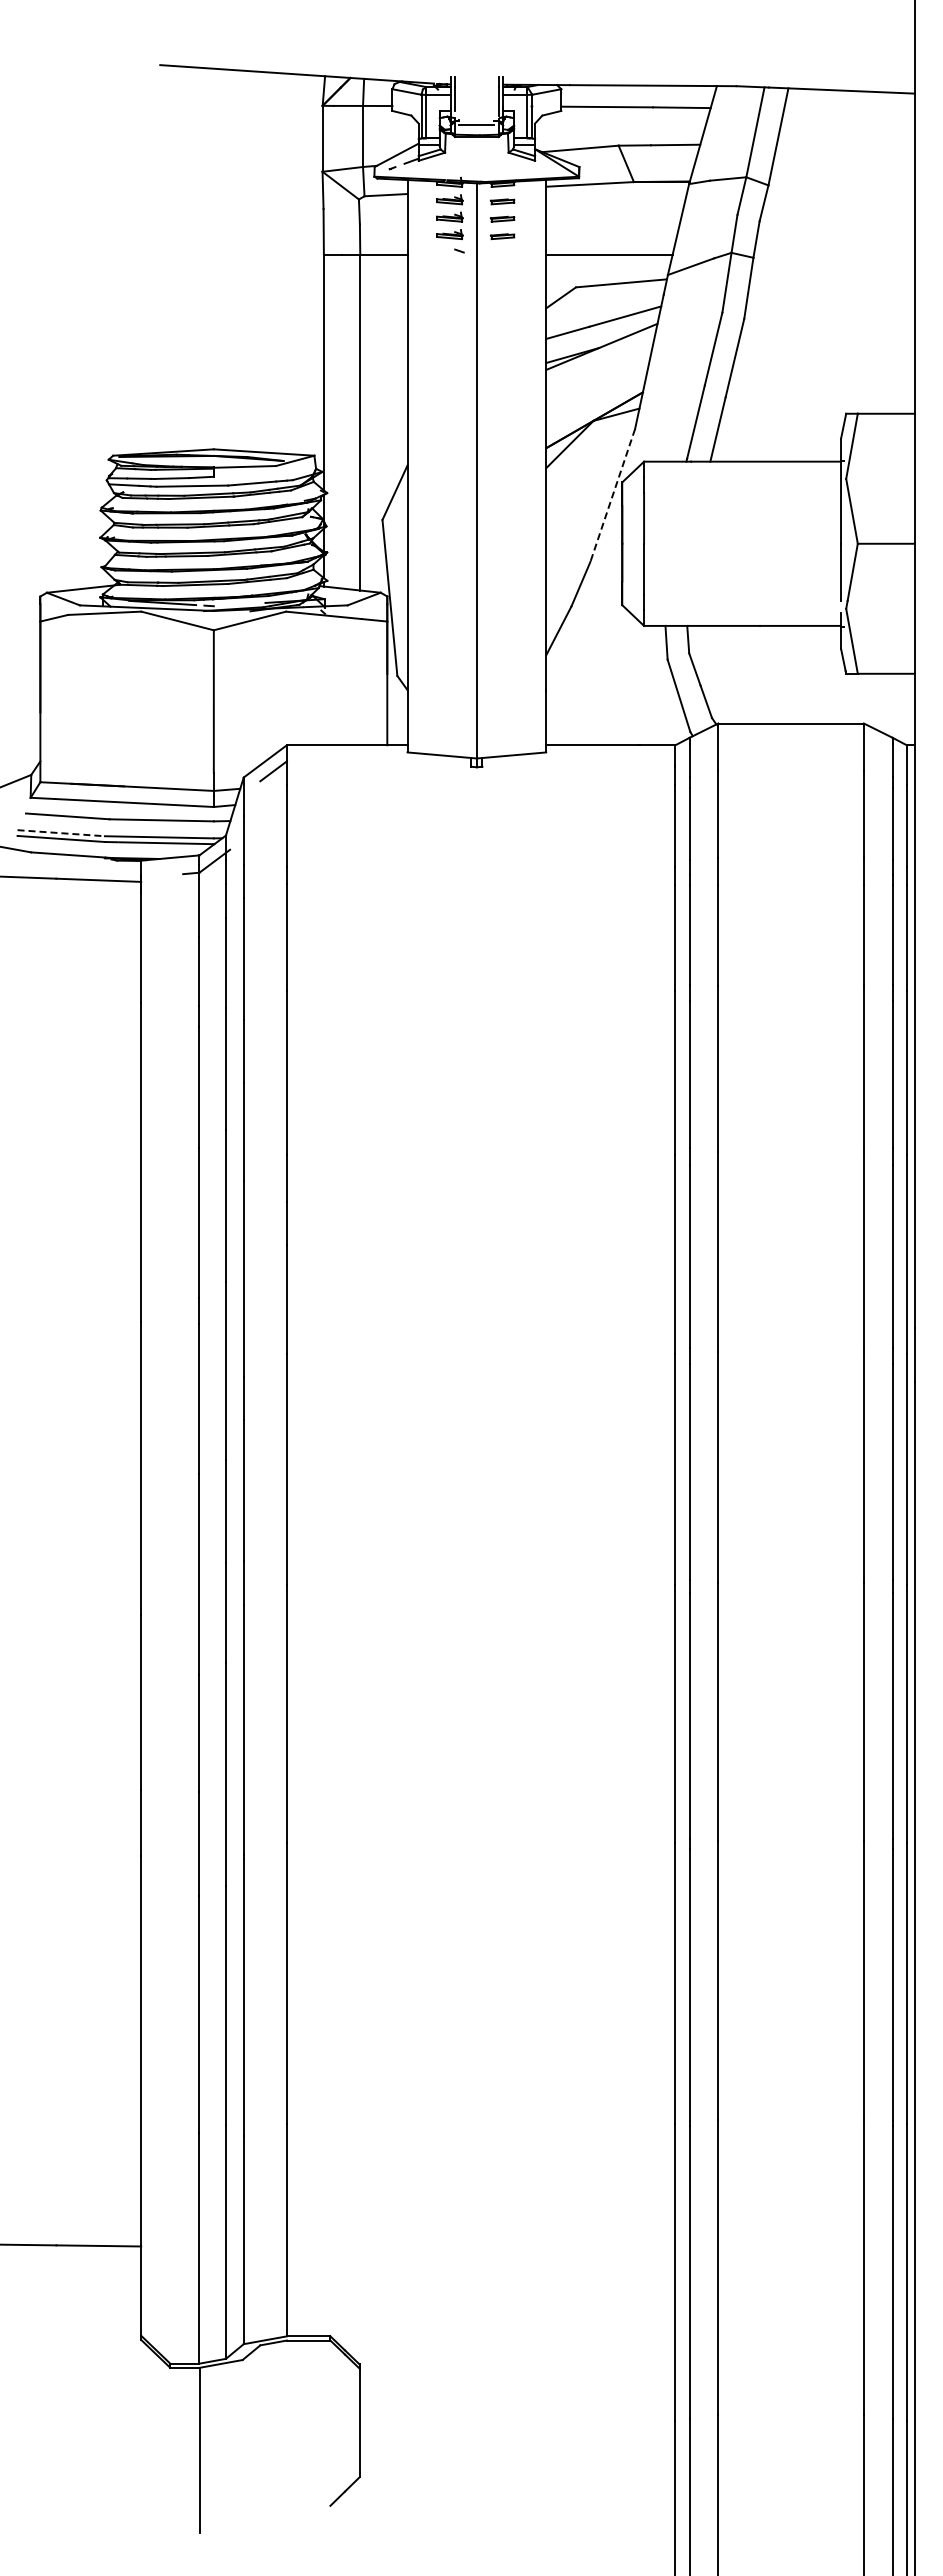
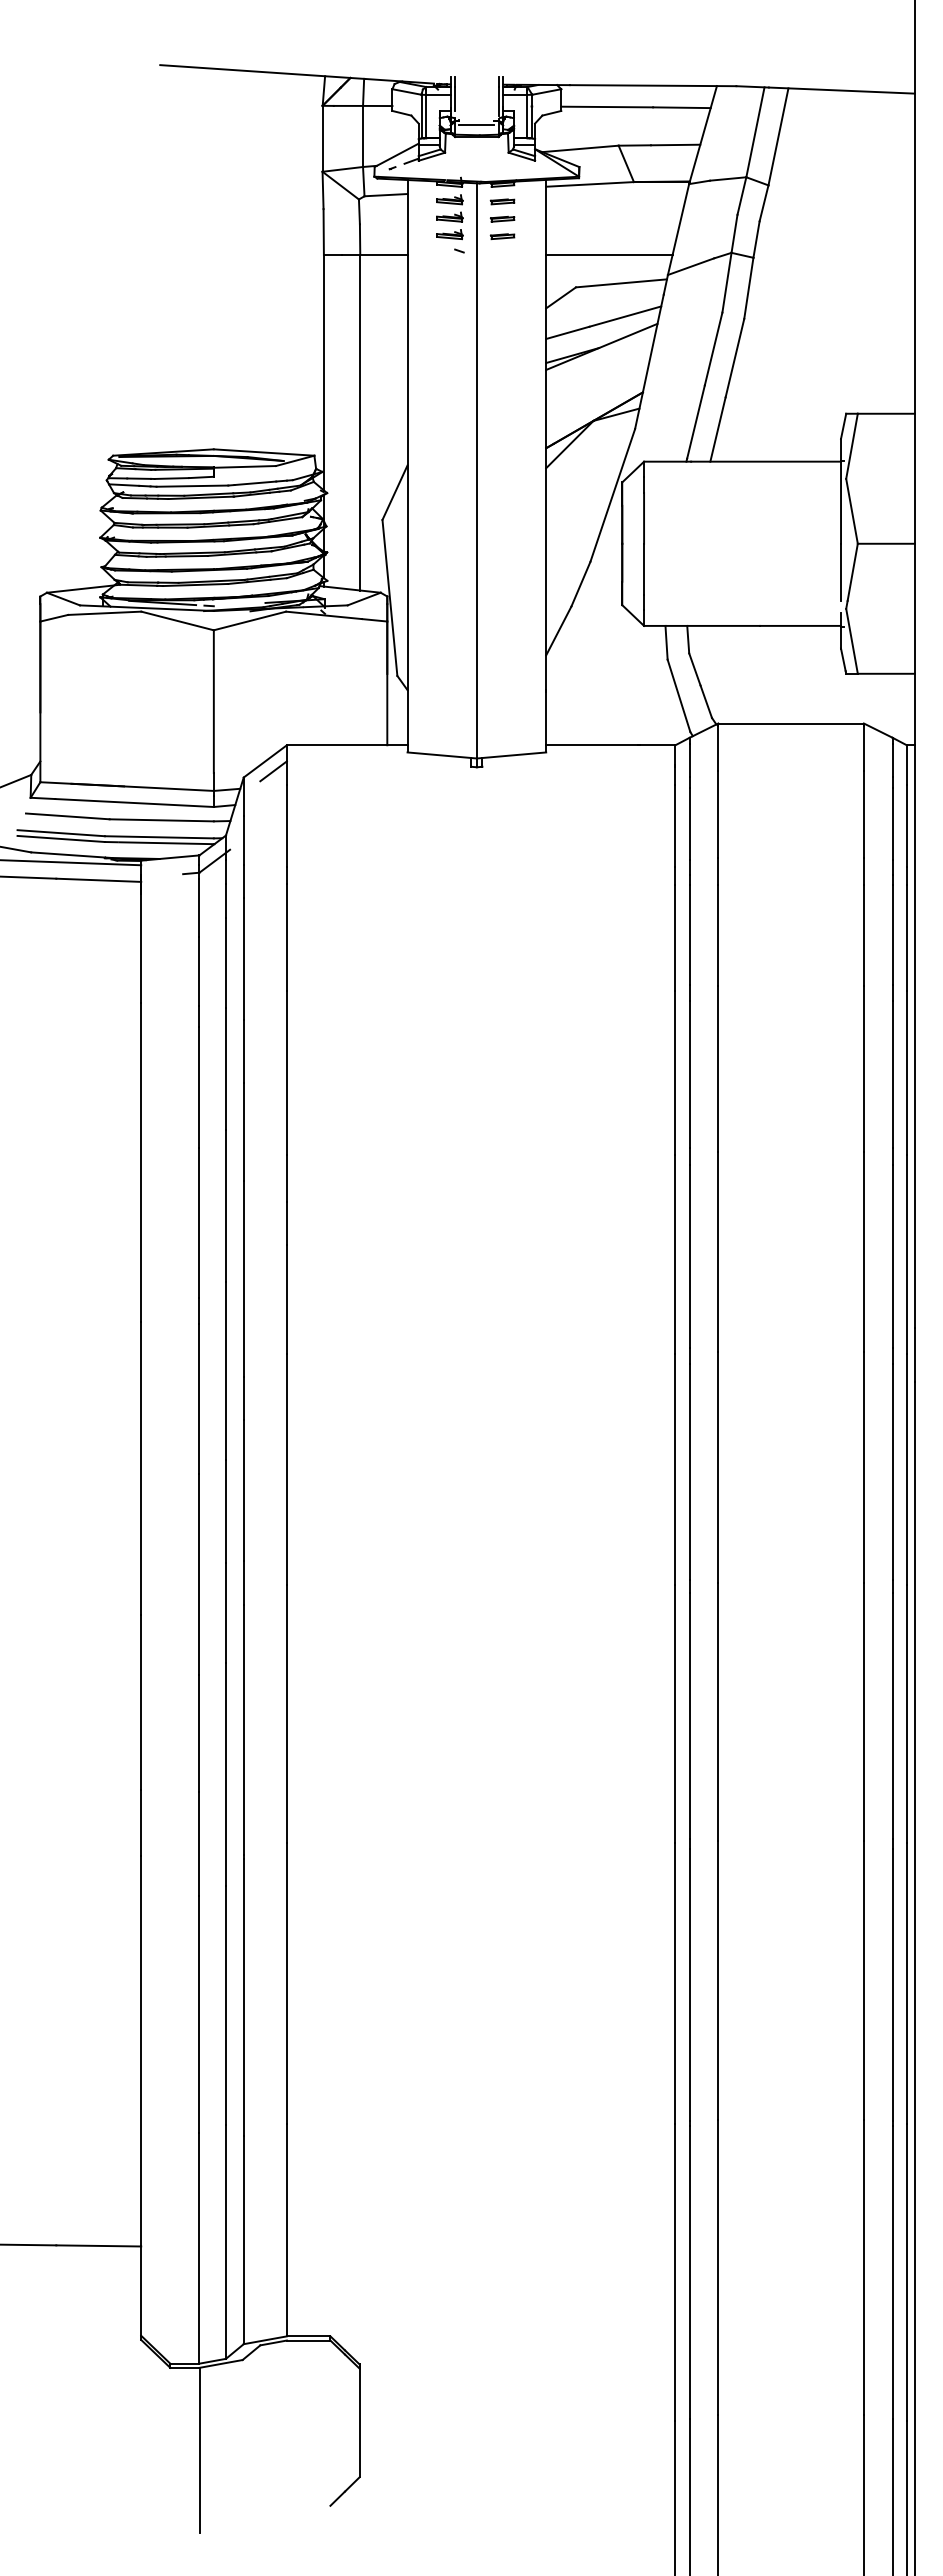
line: dashed -> solid (612, 495)
line: dashed -> solid (61, 833)
line: none -> present (71, 862)
